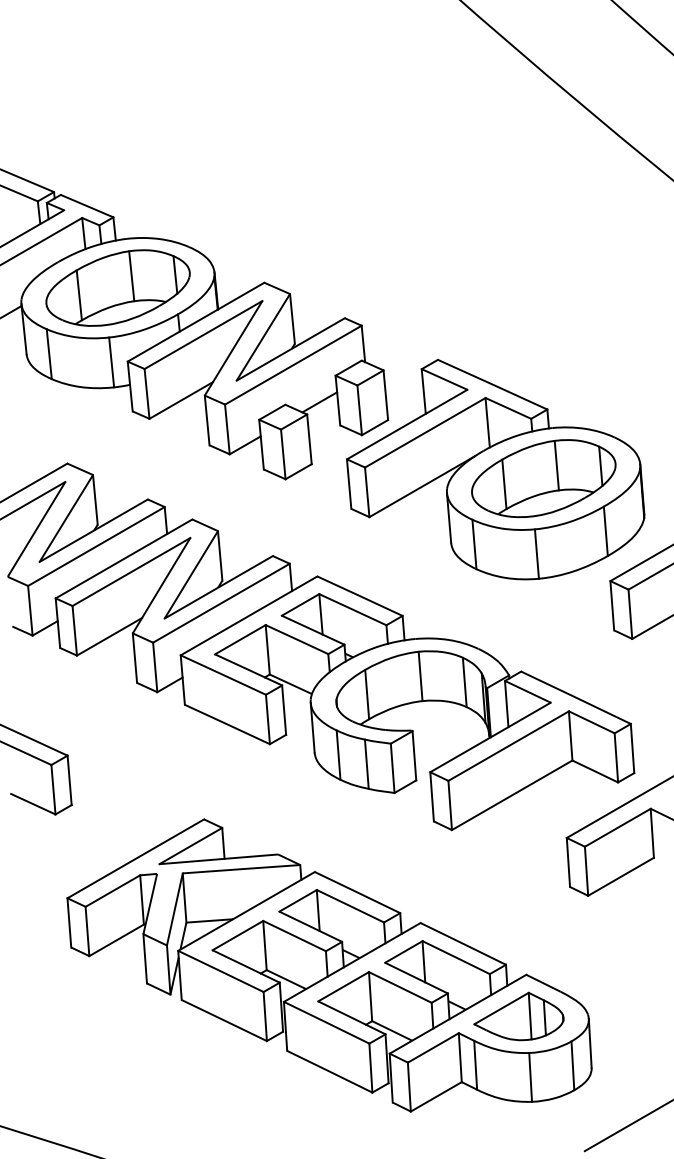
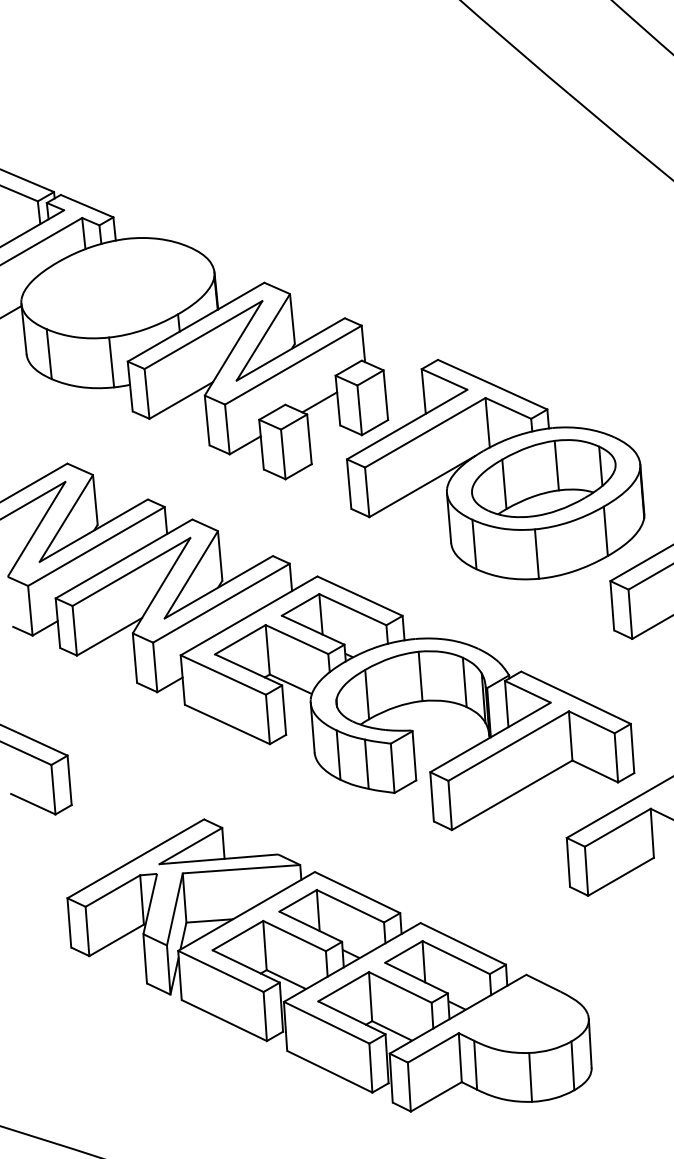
part: present -> none (117, 287)
part: present -> none (518, 1016)
line: present -> none (627, 1126)
